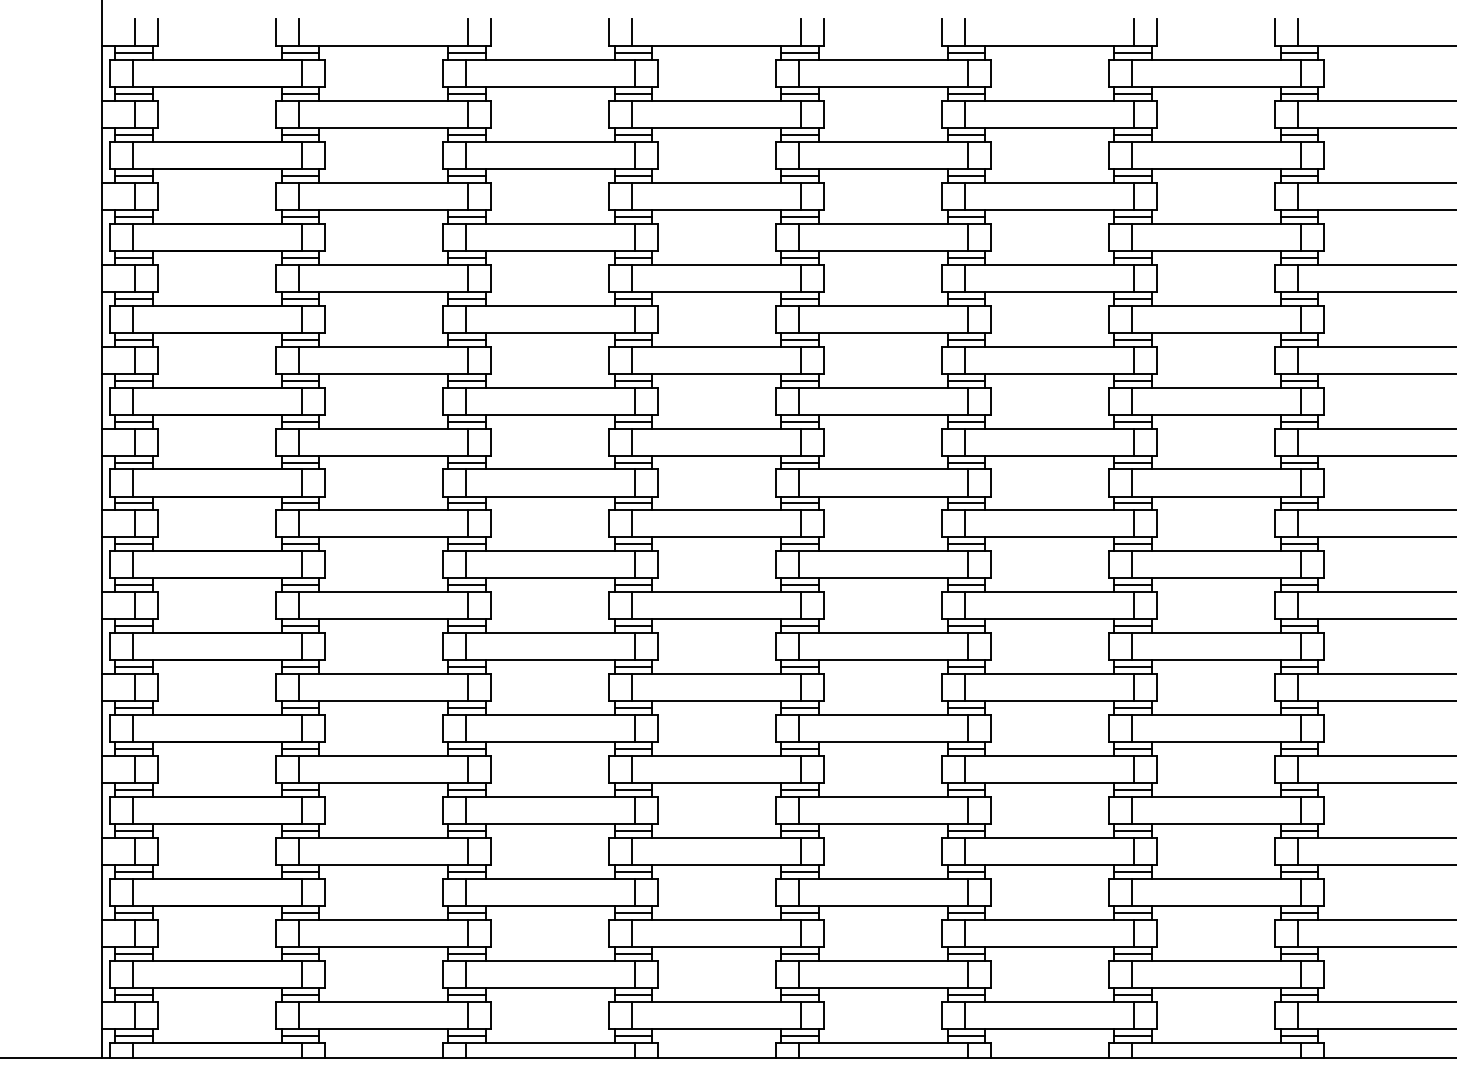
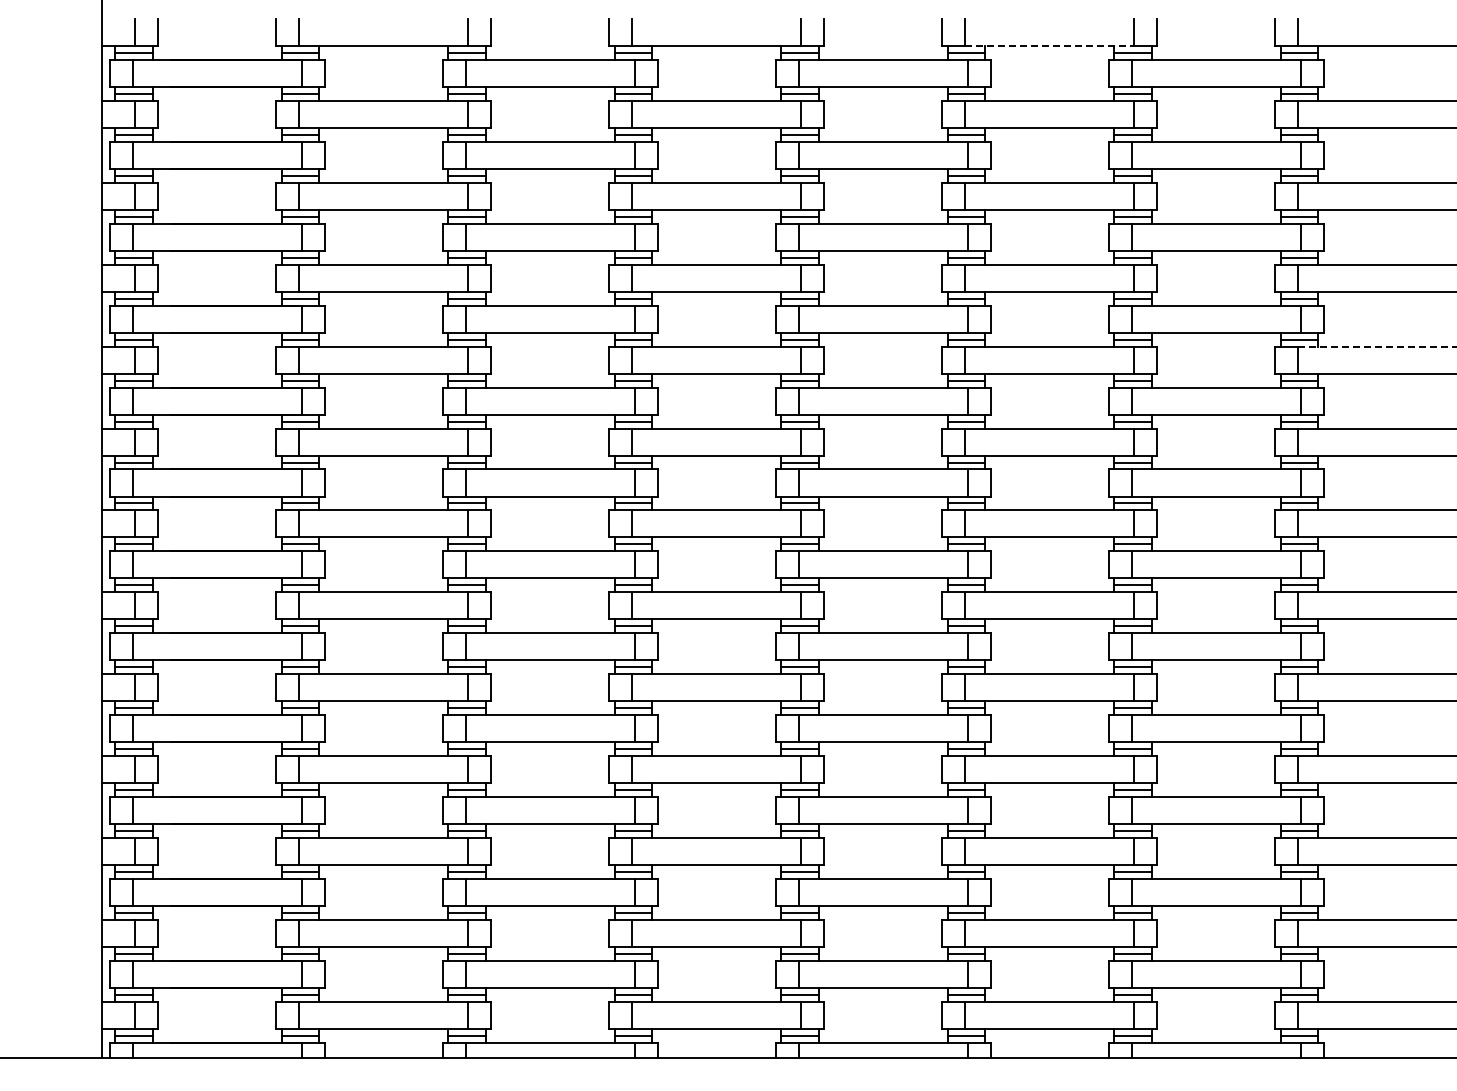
line: solid -> dashed (1050, 46)
line: solid -> dashed (1377, 346)
